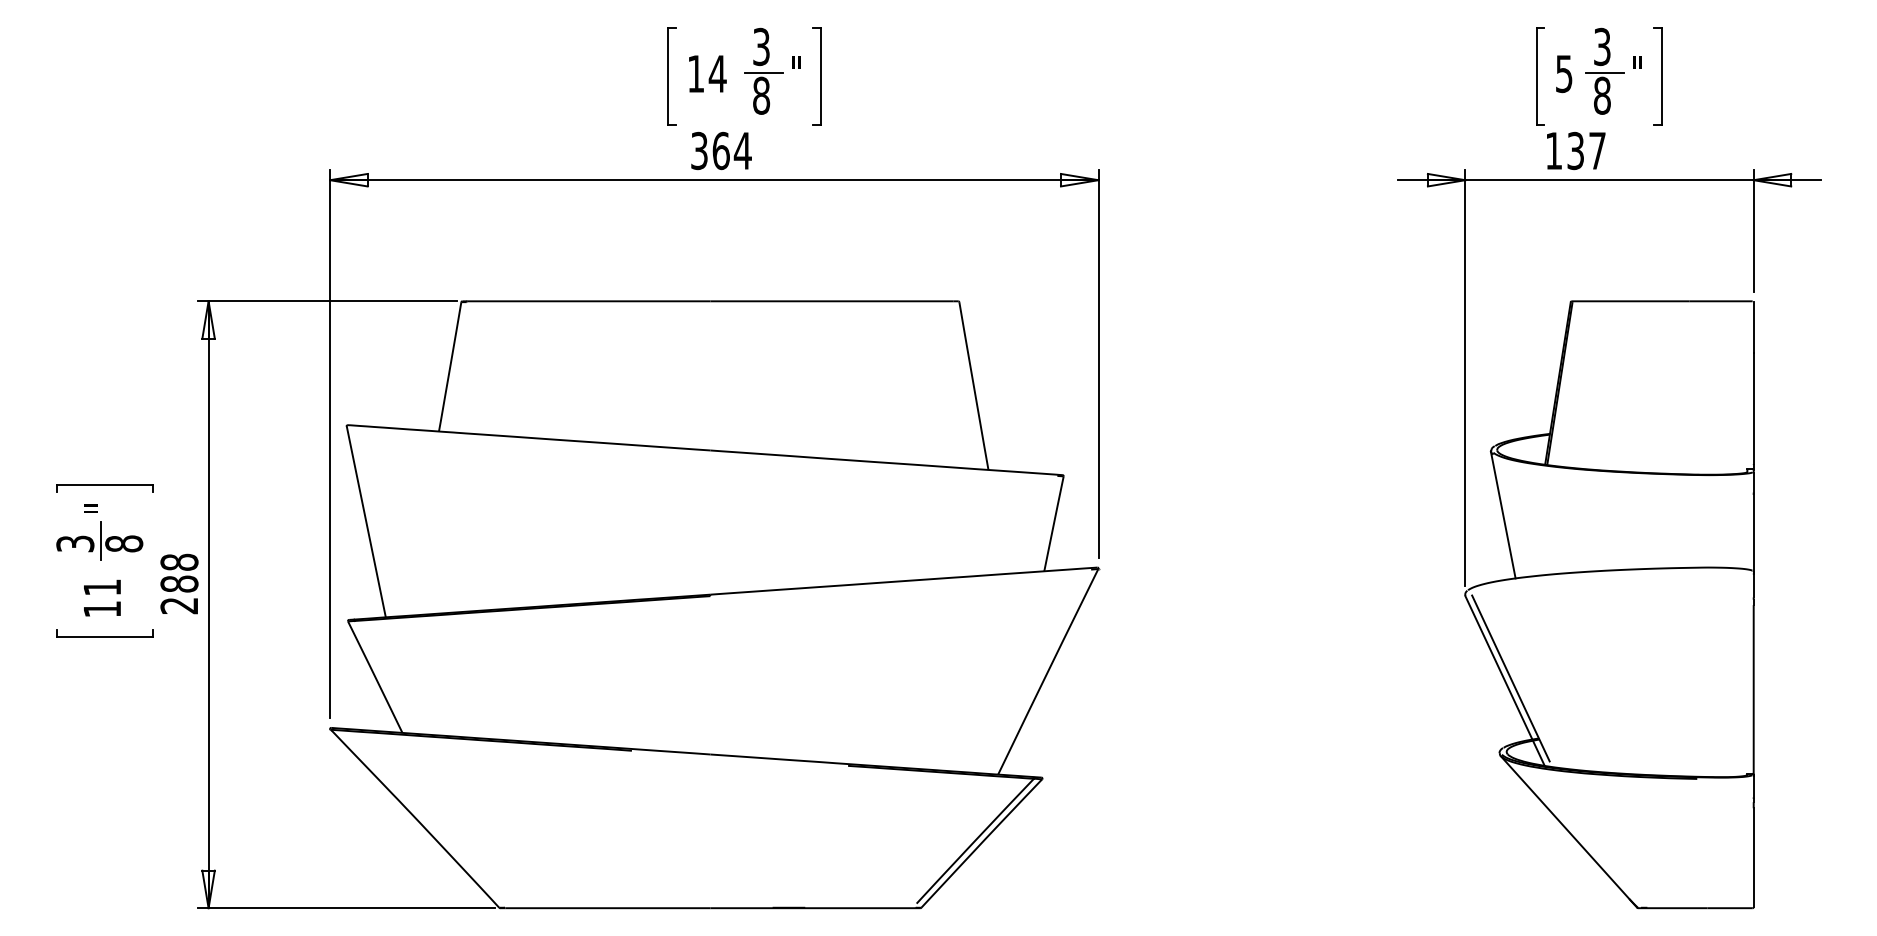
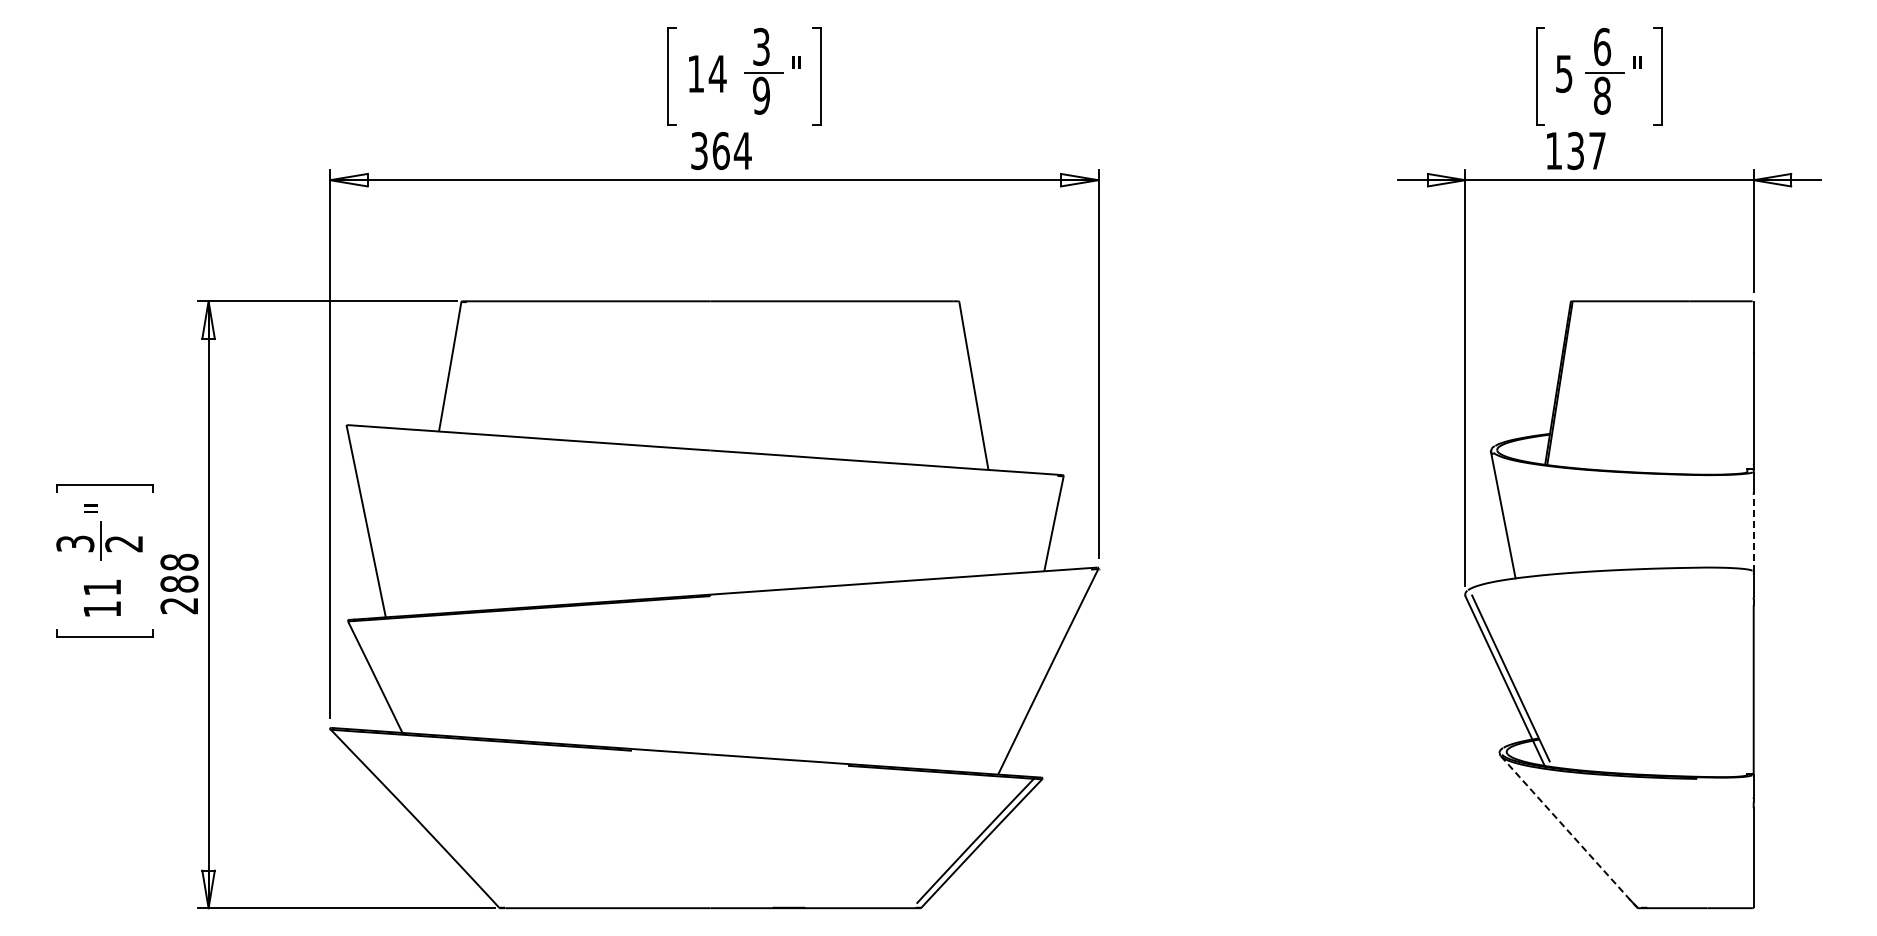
text: 3 -> 6 (1602, 46)
text: 8 -> 9 (761, 95)
line: solid -> dashed (1753, 533)
text: 8 -> 2 (124, 543)
line: solid -> dashed (1569, 831)
